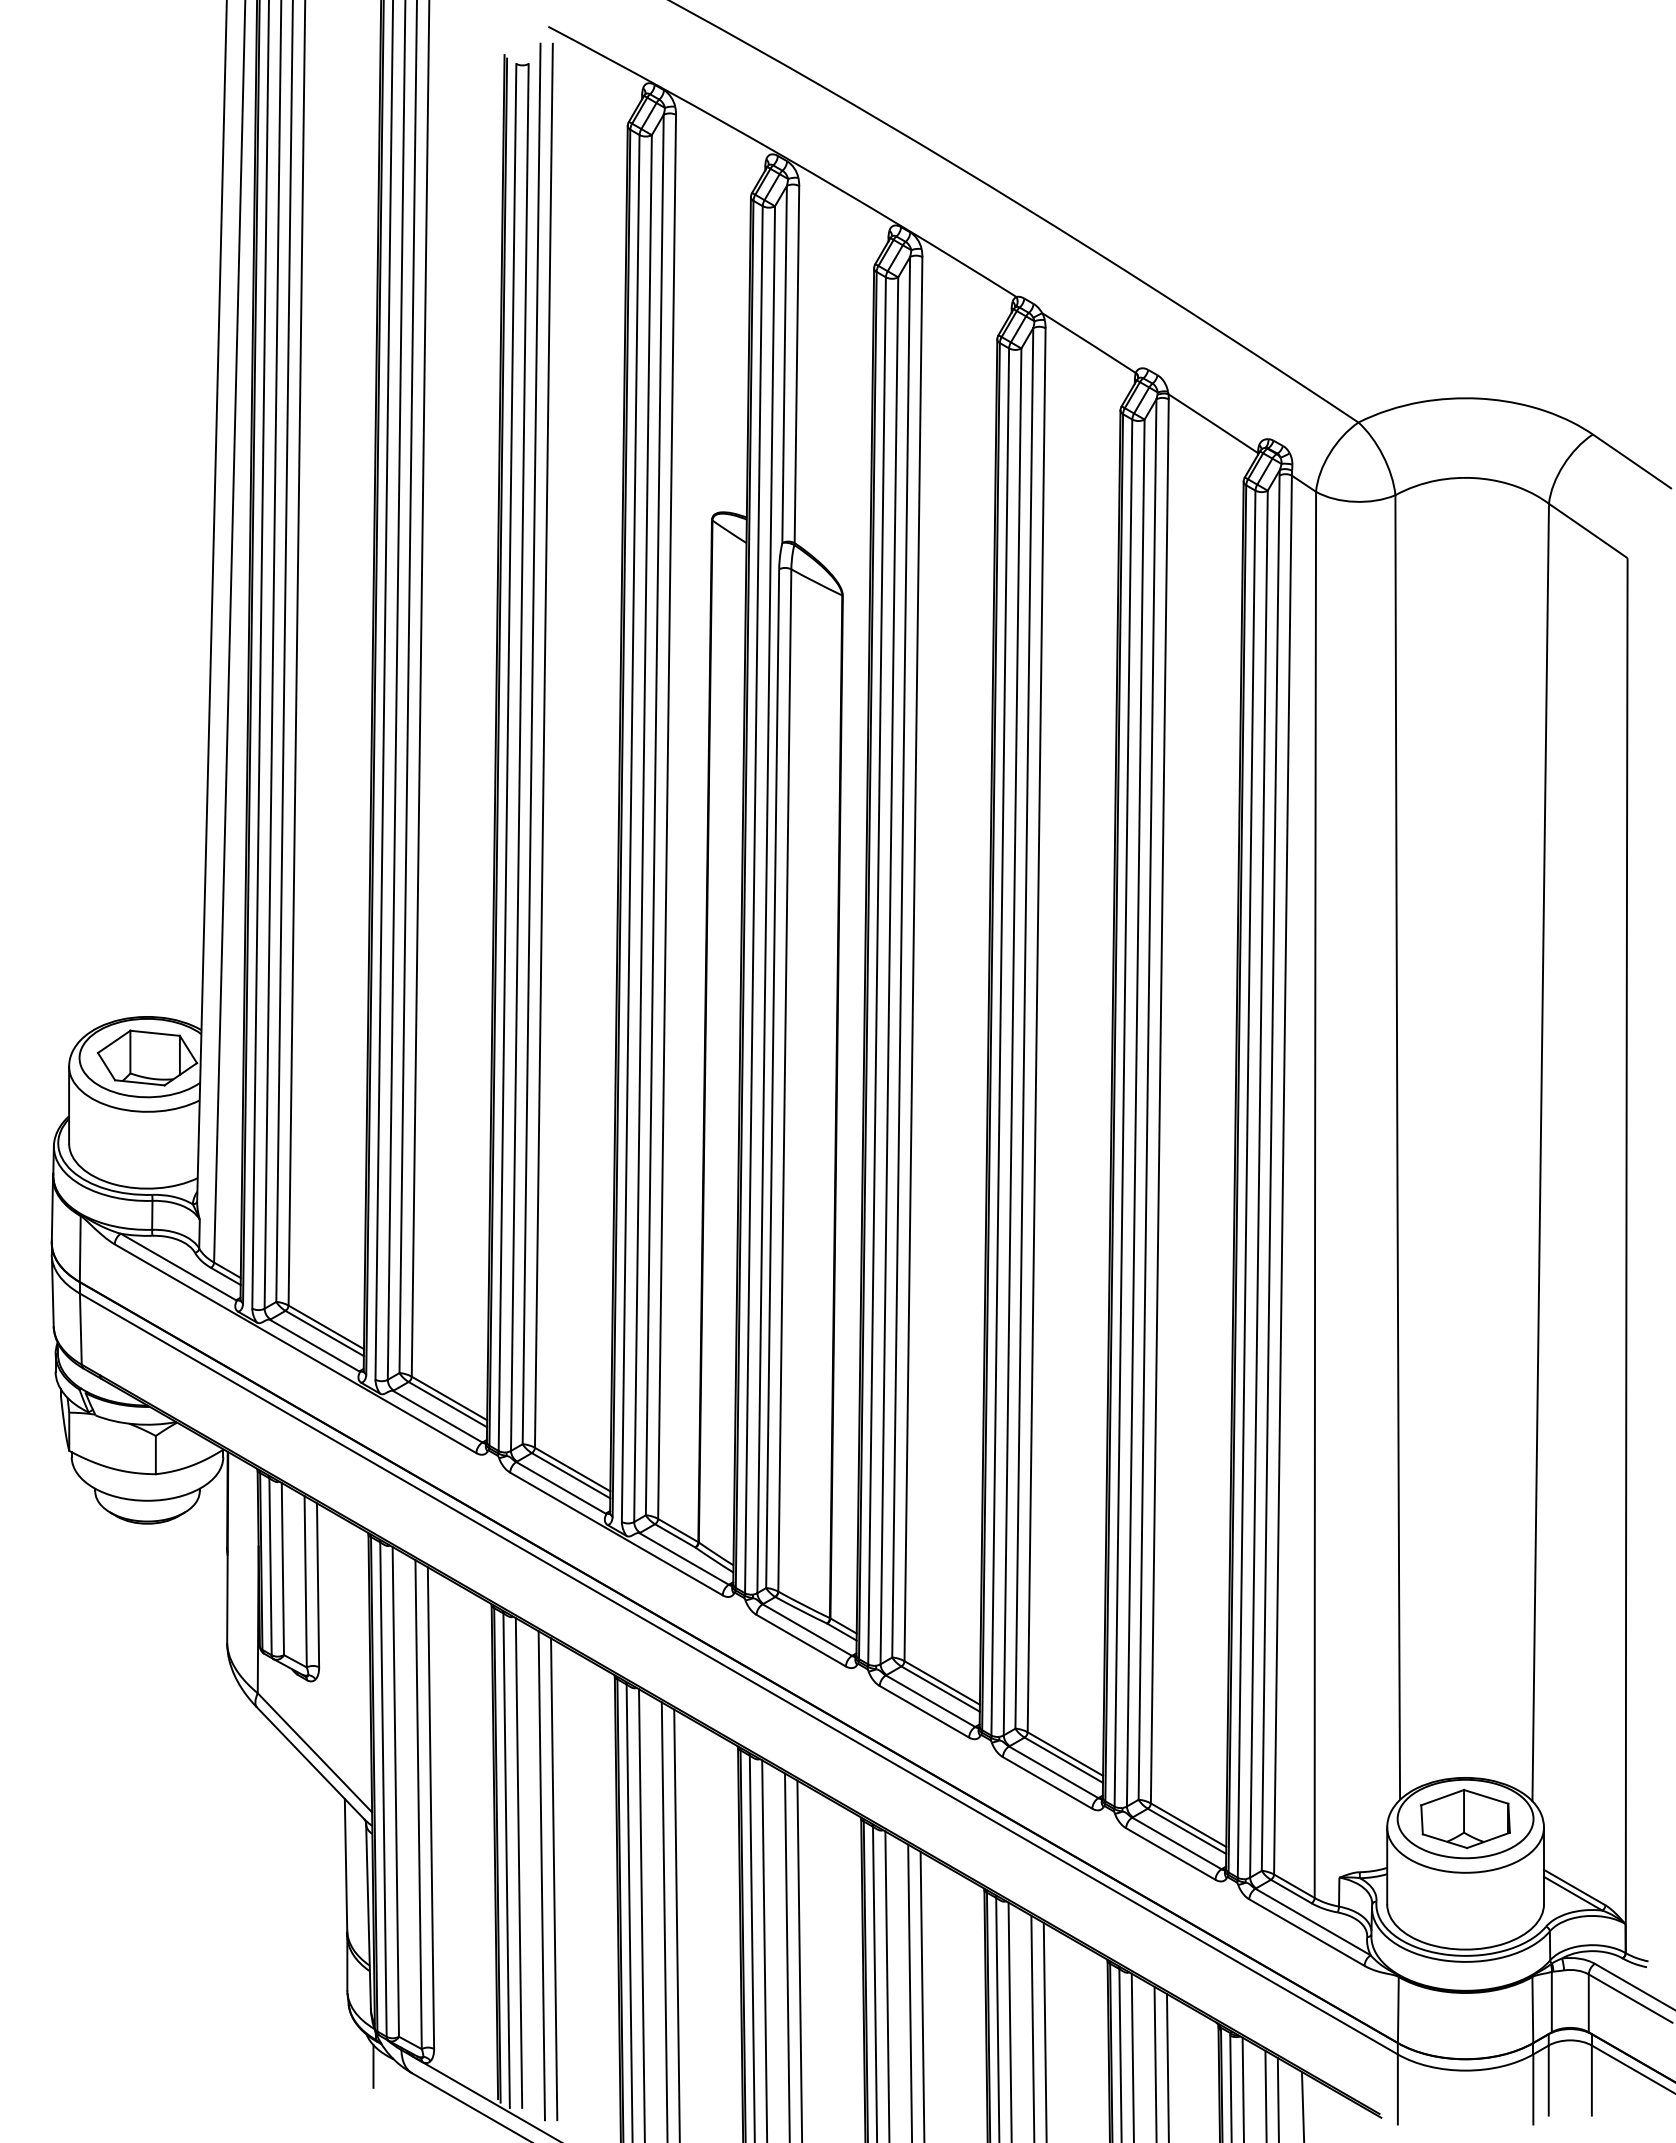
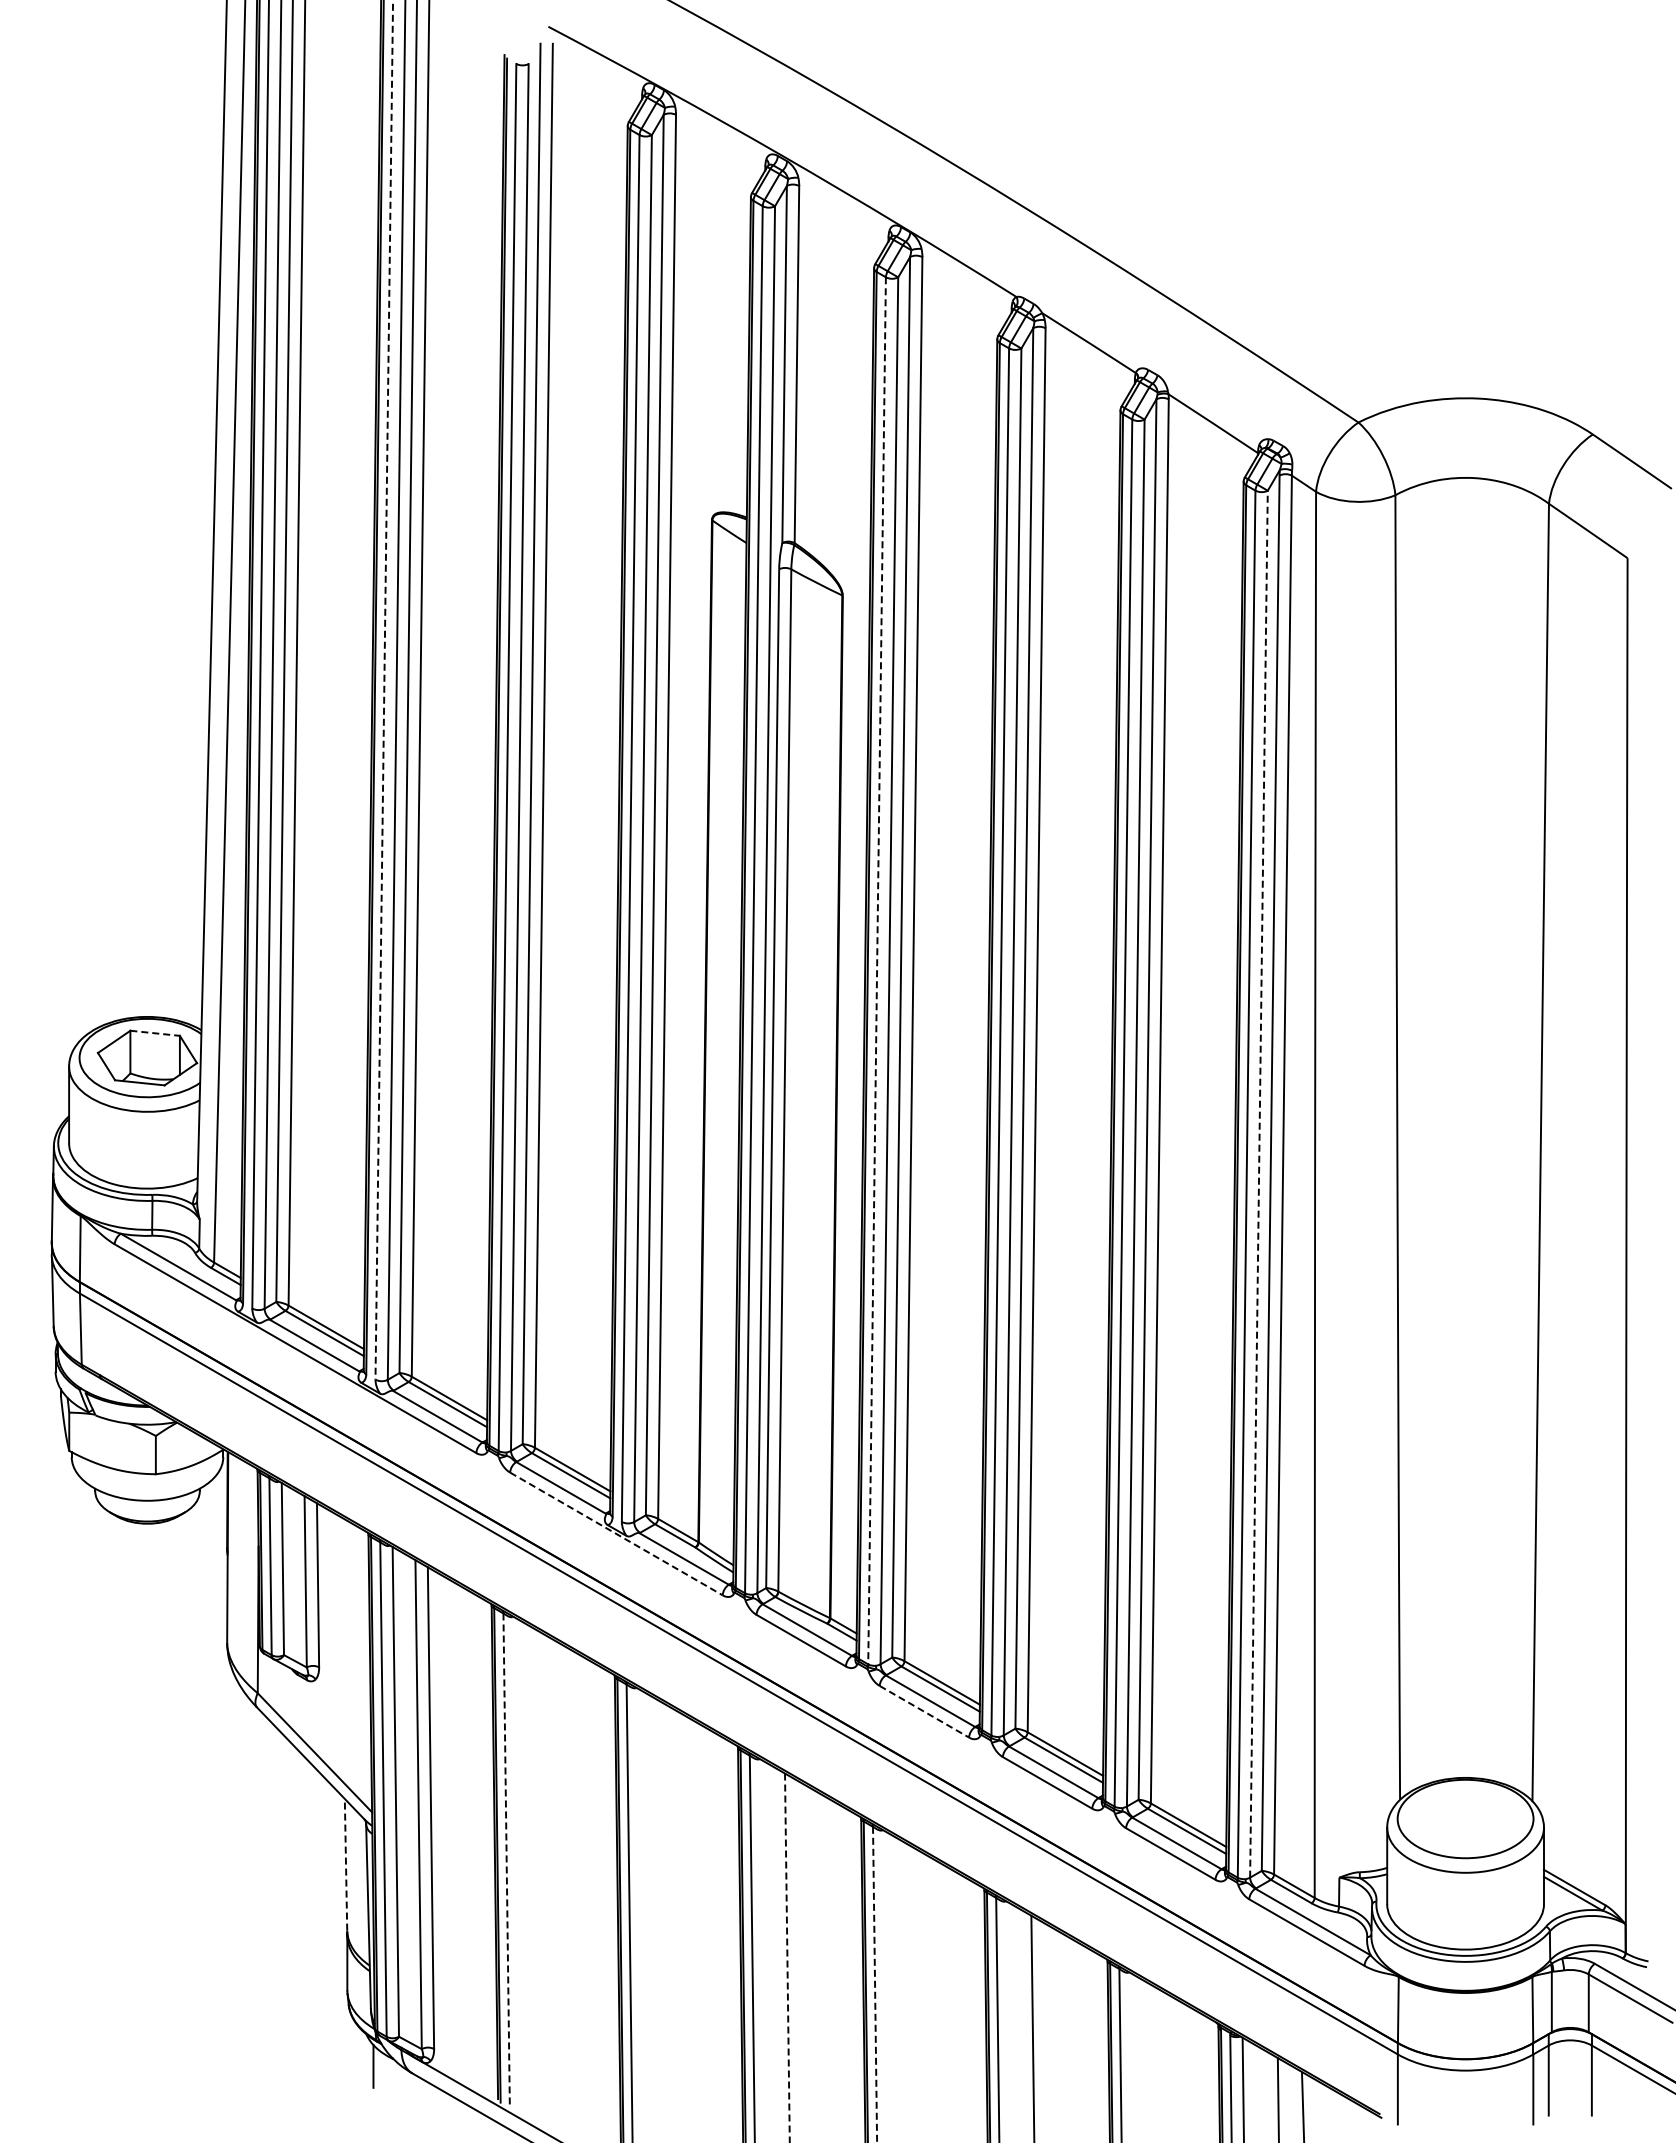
line: solid -> dashed (384, 690)
line: solid -> dashed (877, 970)
line: solid -> dashed (155, 1033)
line: solid -> dashed (1258, 1184)
line: solid -> dashed (616, 1533)
line: solid -> dashed (924, 1711)
part: present -> none (1465, 1819)
line: solid -> dashed (506, 1861)
line: present -> none (518, 1862)
line: solid -> dashed (346, 1864)
line: present -> none (541, 1875)
line: present -> none (554, 1879)
line: present -> none (641, 1914)
line: present -> none (664, 1920)
line: present -> none (676, 1924)
line: present -> none (764, 1949)
line: solid -> dashed (787, 1958)
line: present -> none (799, 1959)
line: solid -> dashed (875, 1984)
line: present -> none (887, 1985)
line: present -> none (910, 1991)
line: present -> none (922, 1995)
line: present -> none (1009, 2020)
line: present -> none (1044, 2030)
line: present -> none (1132, 2056)
line: present -> none (1155, 2062)
line: present -> none (1167, 2066)
line: present -> none (1265, 2094)
